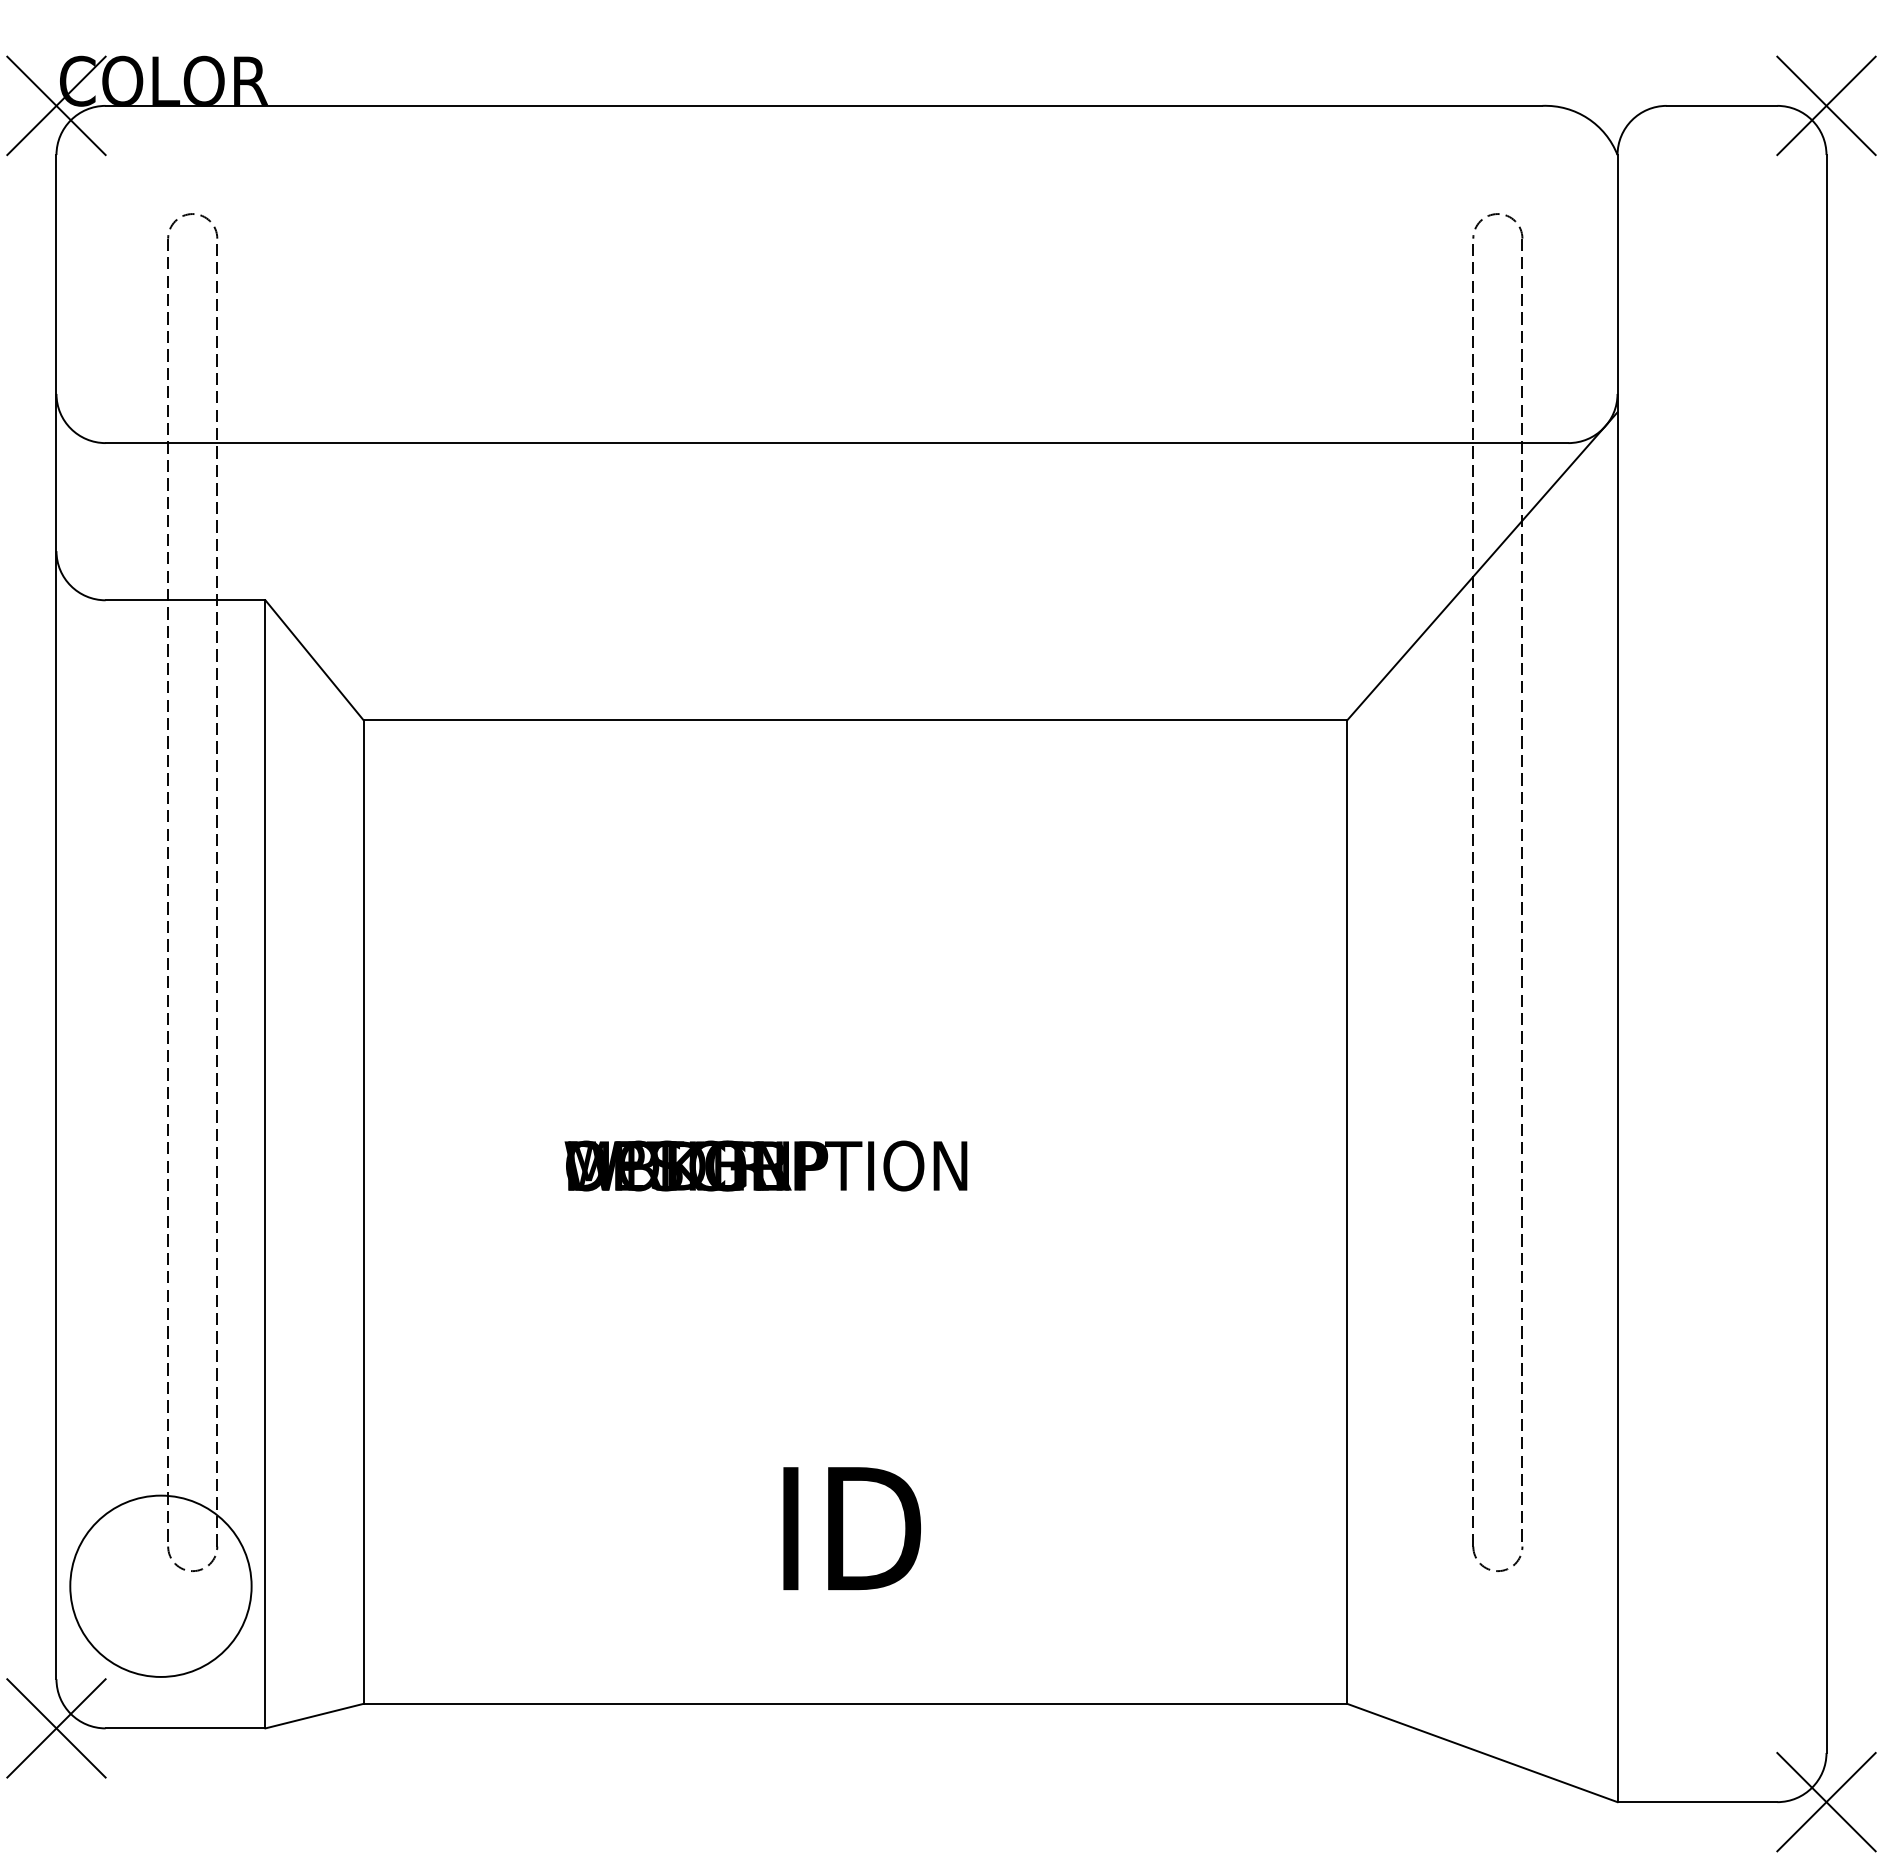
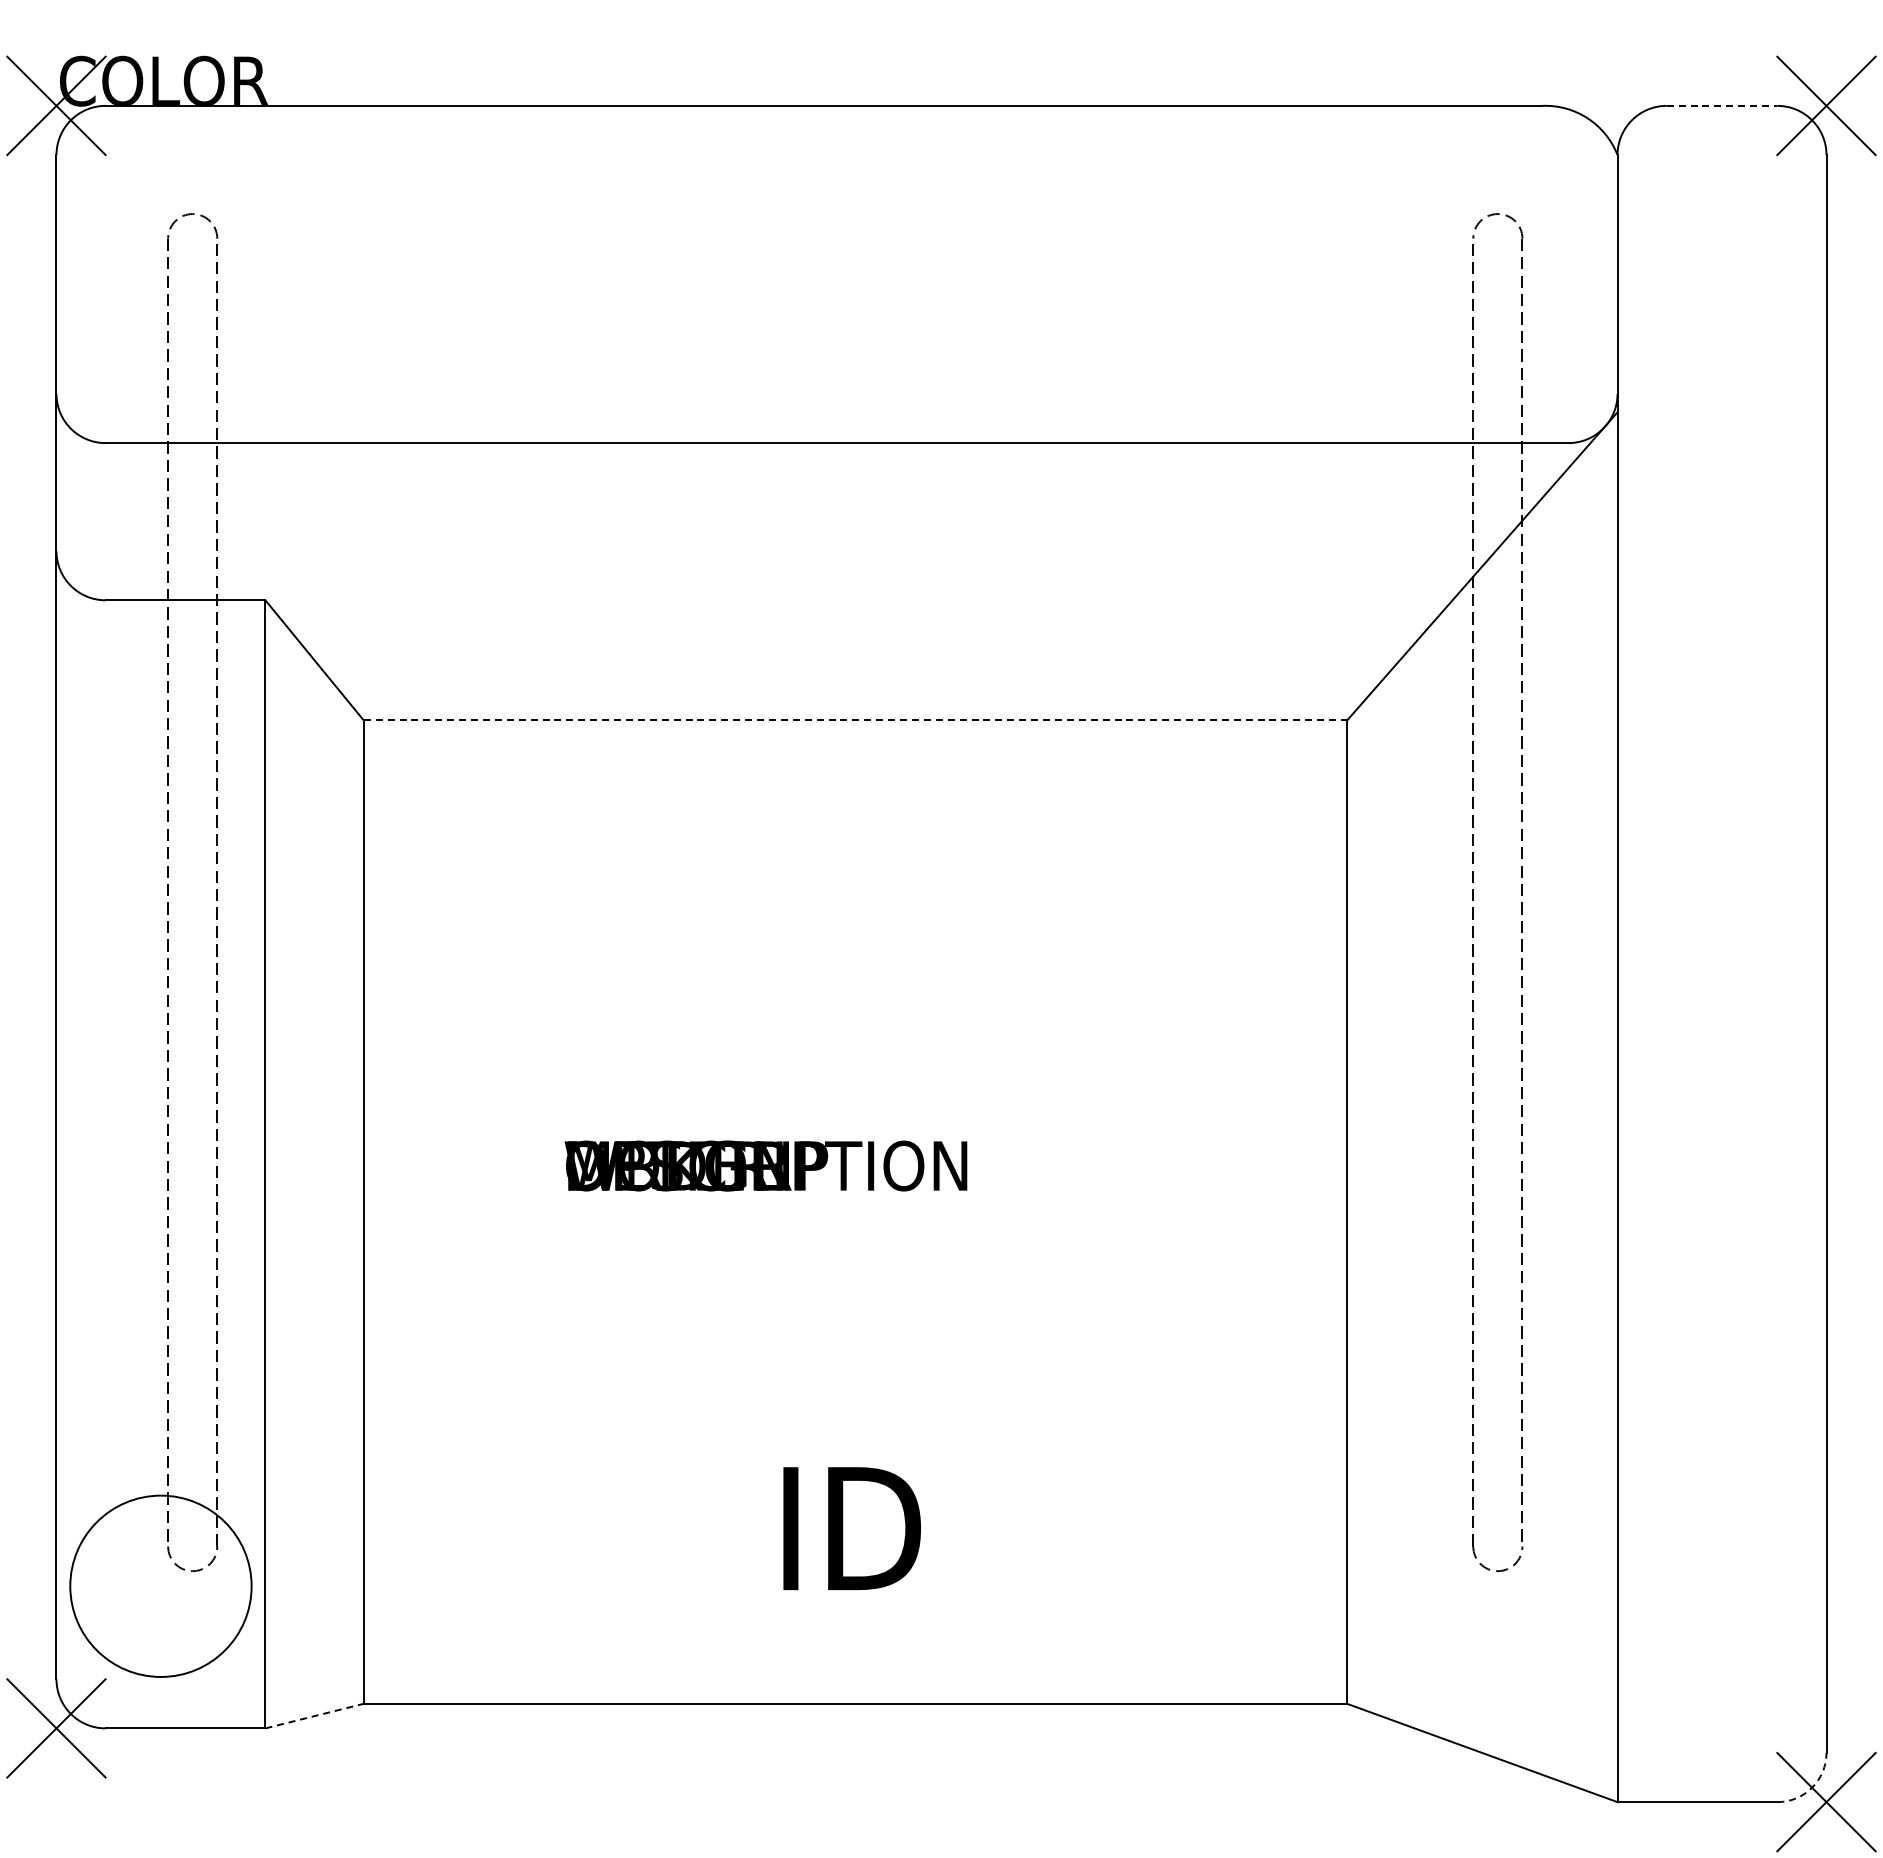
line: solid -> dashed (1722, 105)
line: solid -> dashed (855, 720)
line: solid -> dashed (314, 1716)
arc: solid -> dashed (1812, 1787)
